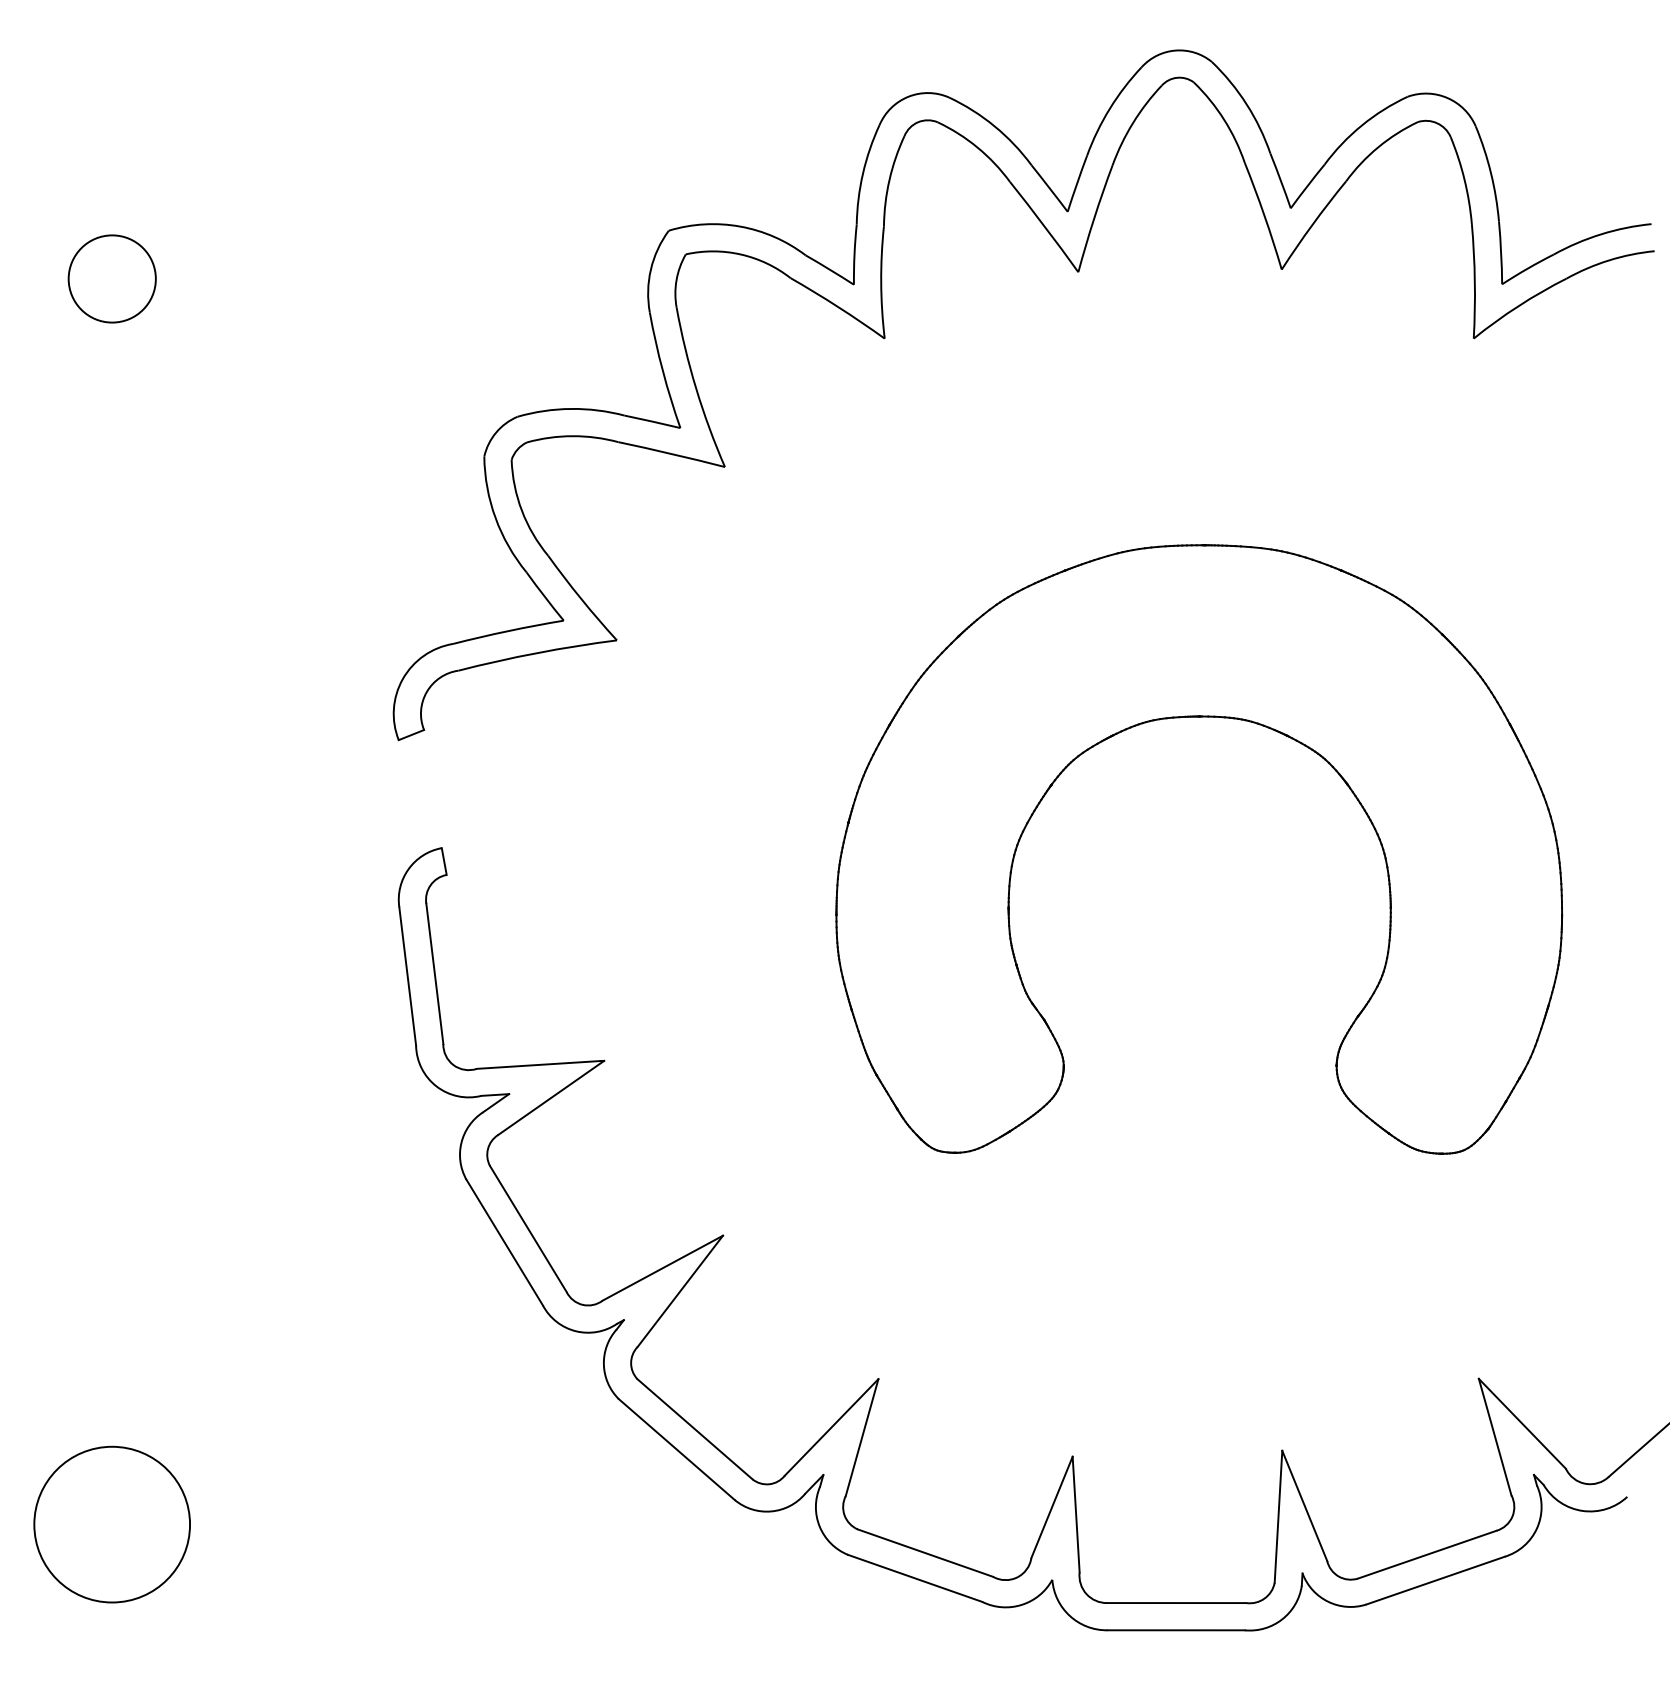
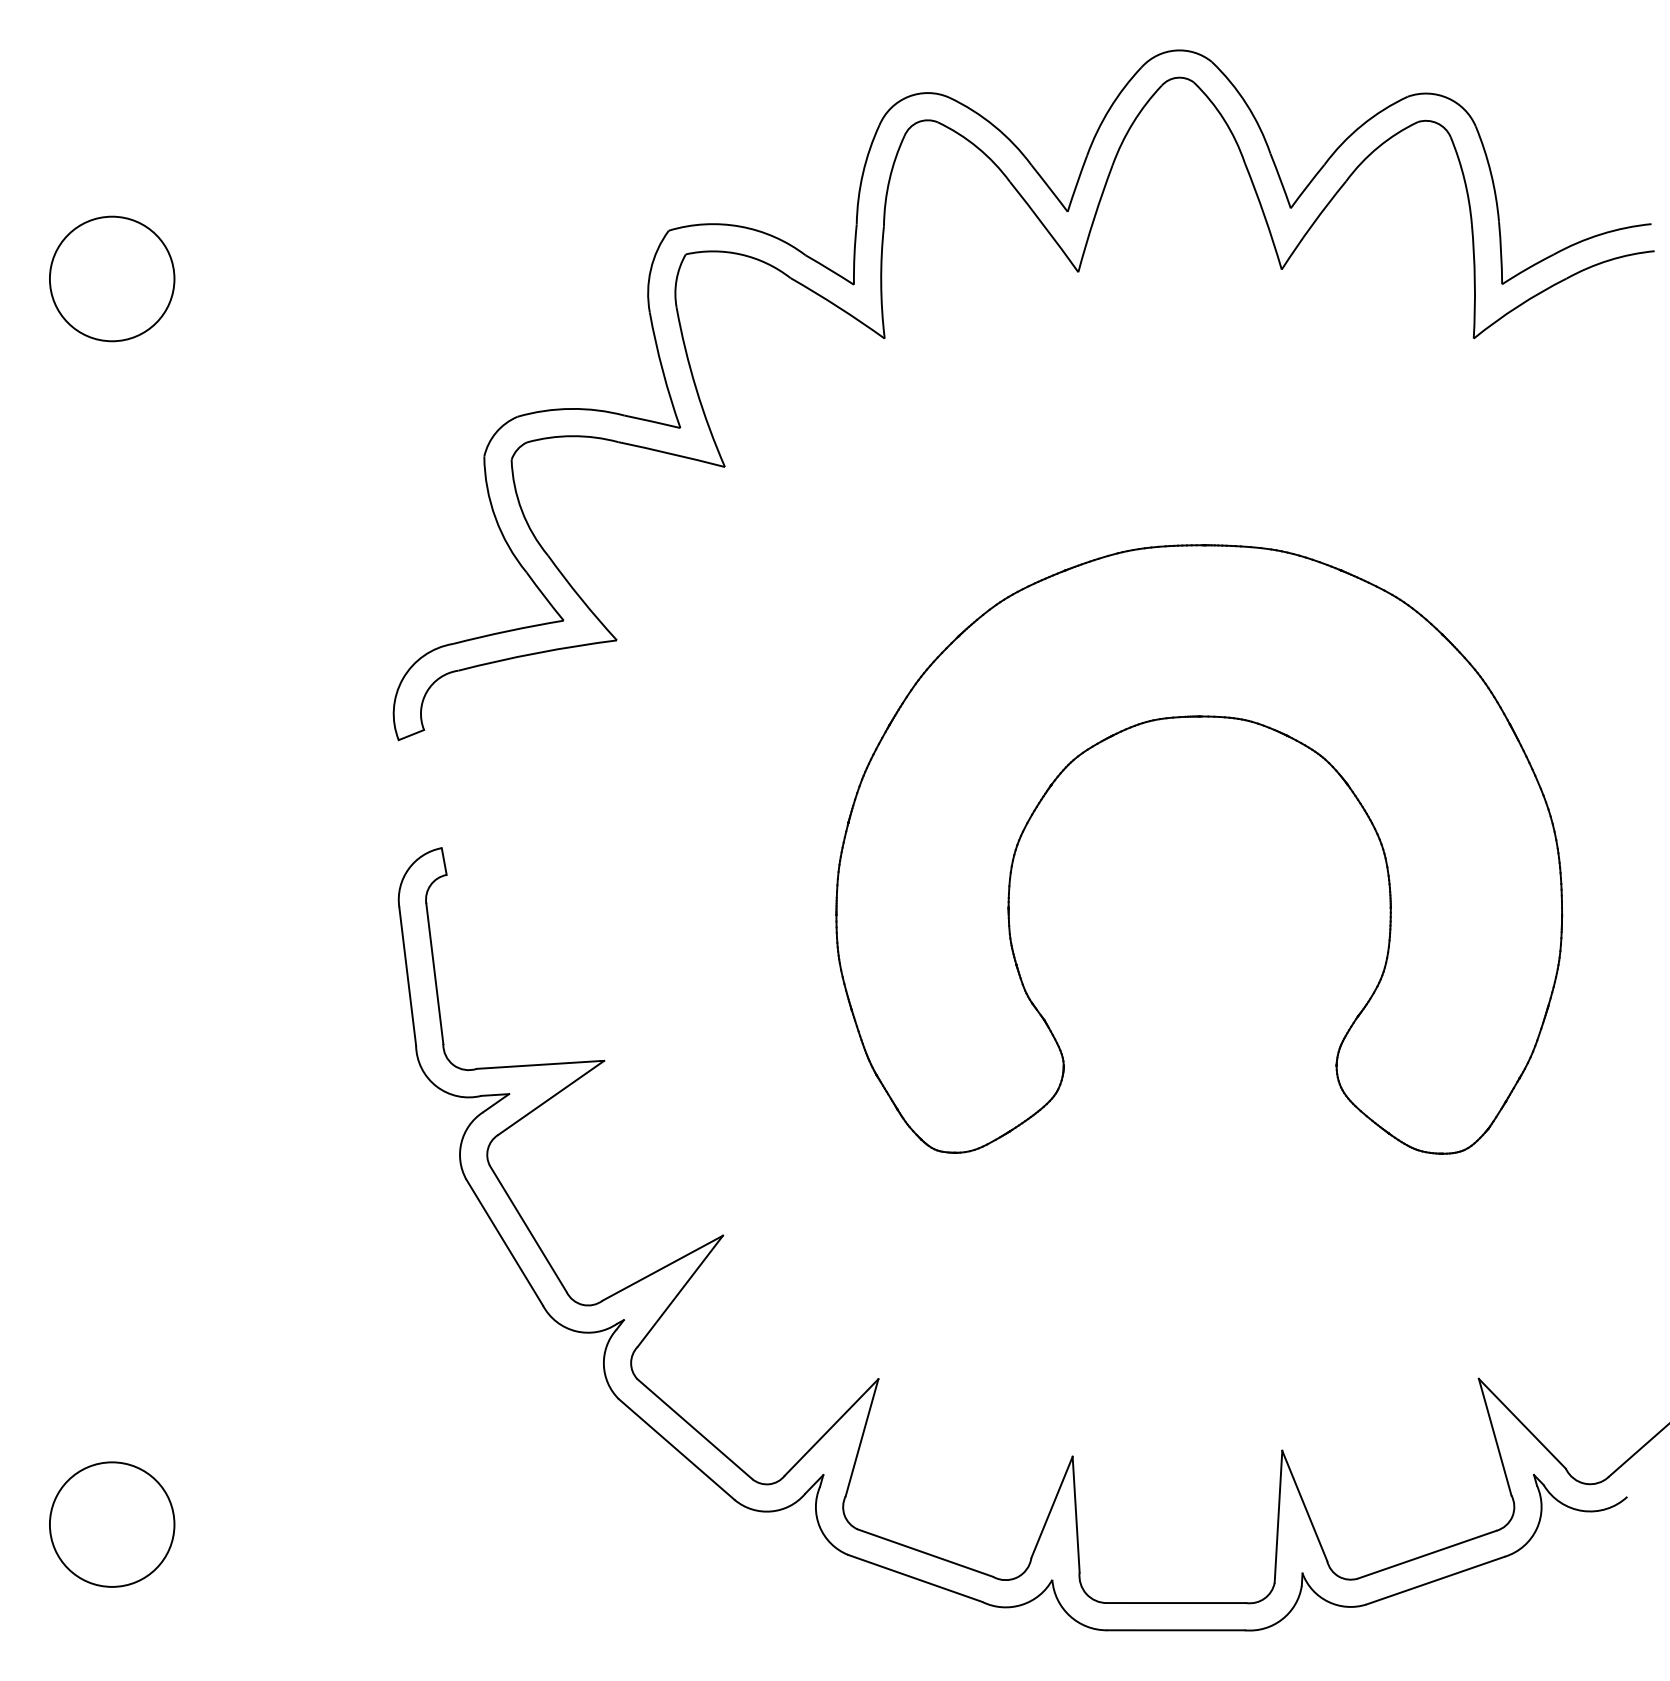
circle size: 90x90 px -> 127x128 px (112, 278)
circle diameter: 156 px -> 125 px (111, 1524)
